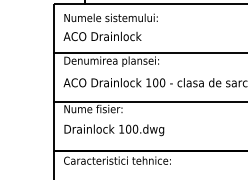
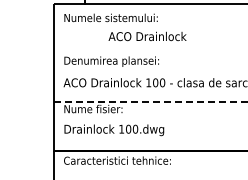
text position: (102, 36) -> (147, 36) (147, 36)
line: present -> none (148, 52)
line: solid -> dashed (150, 101)
